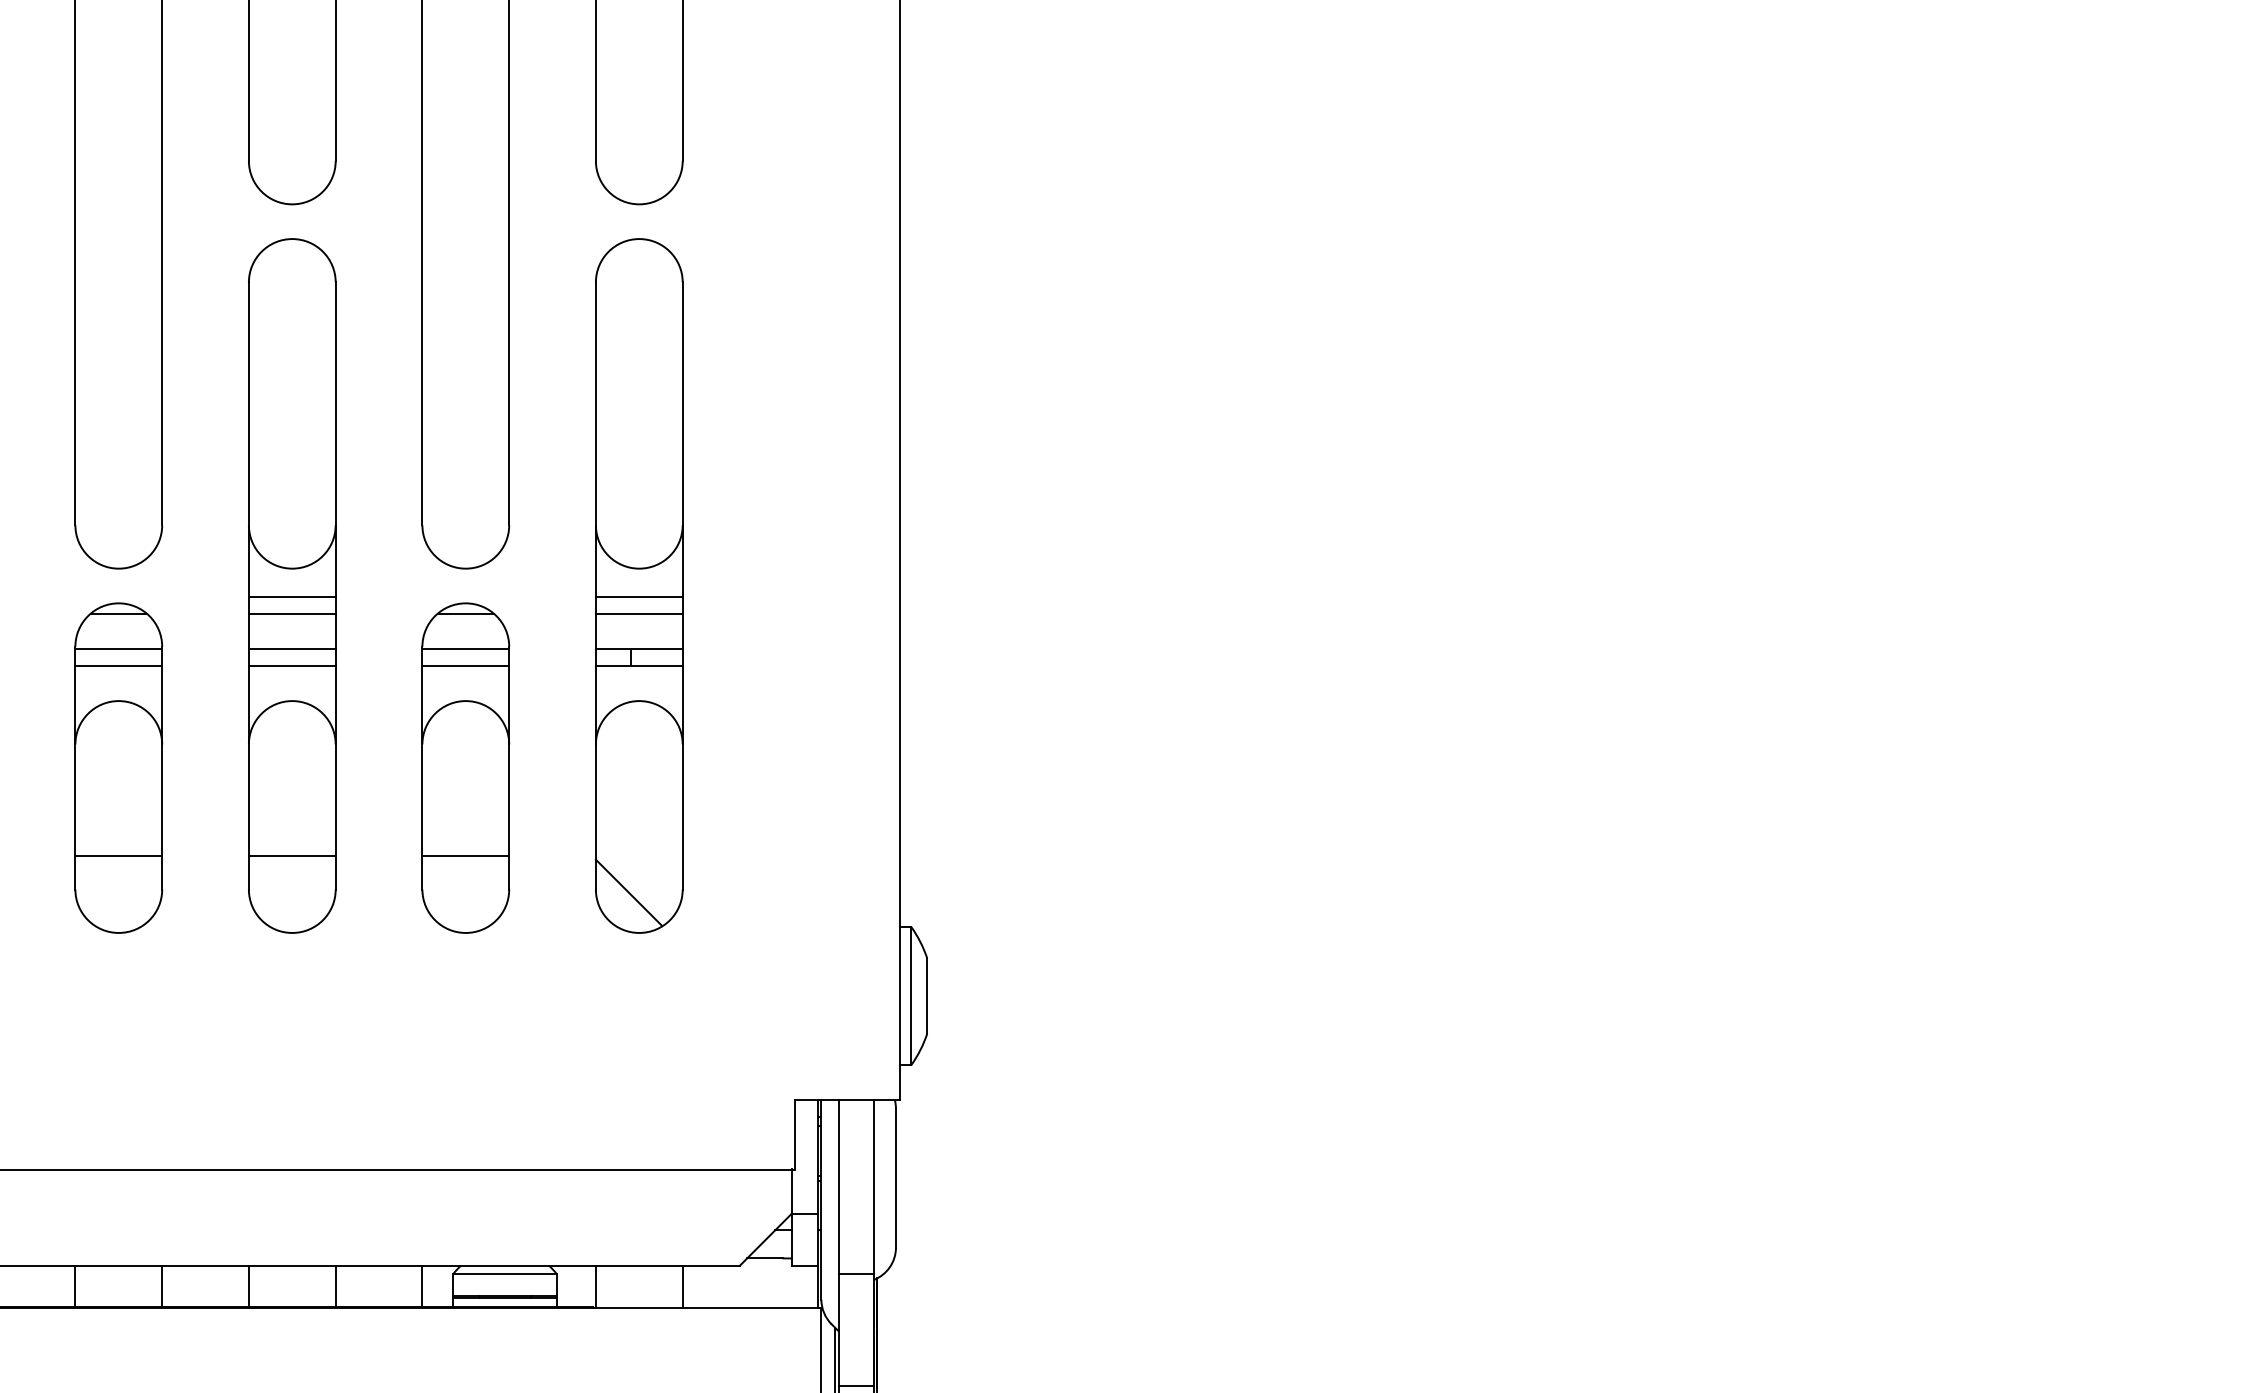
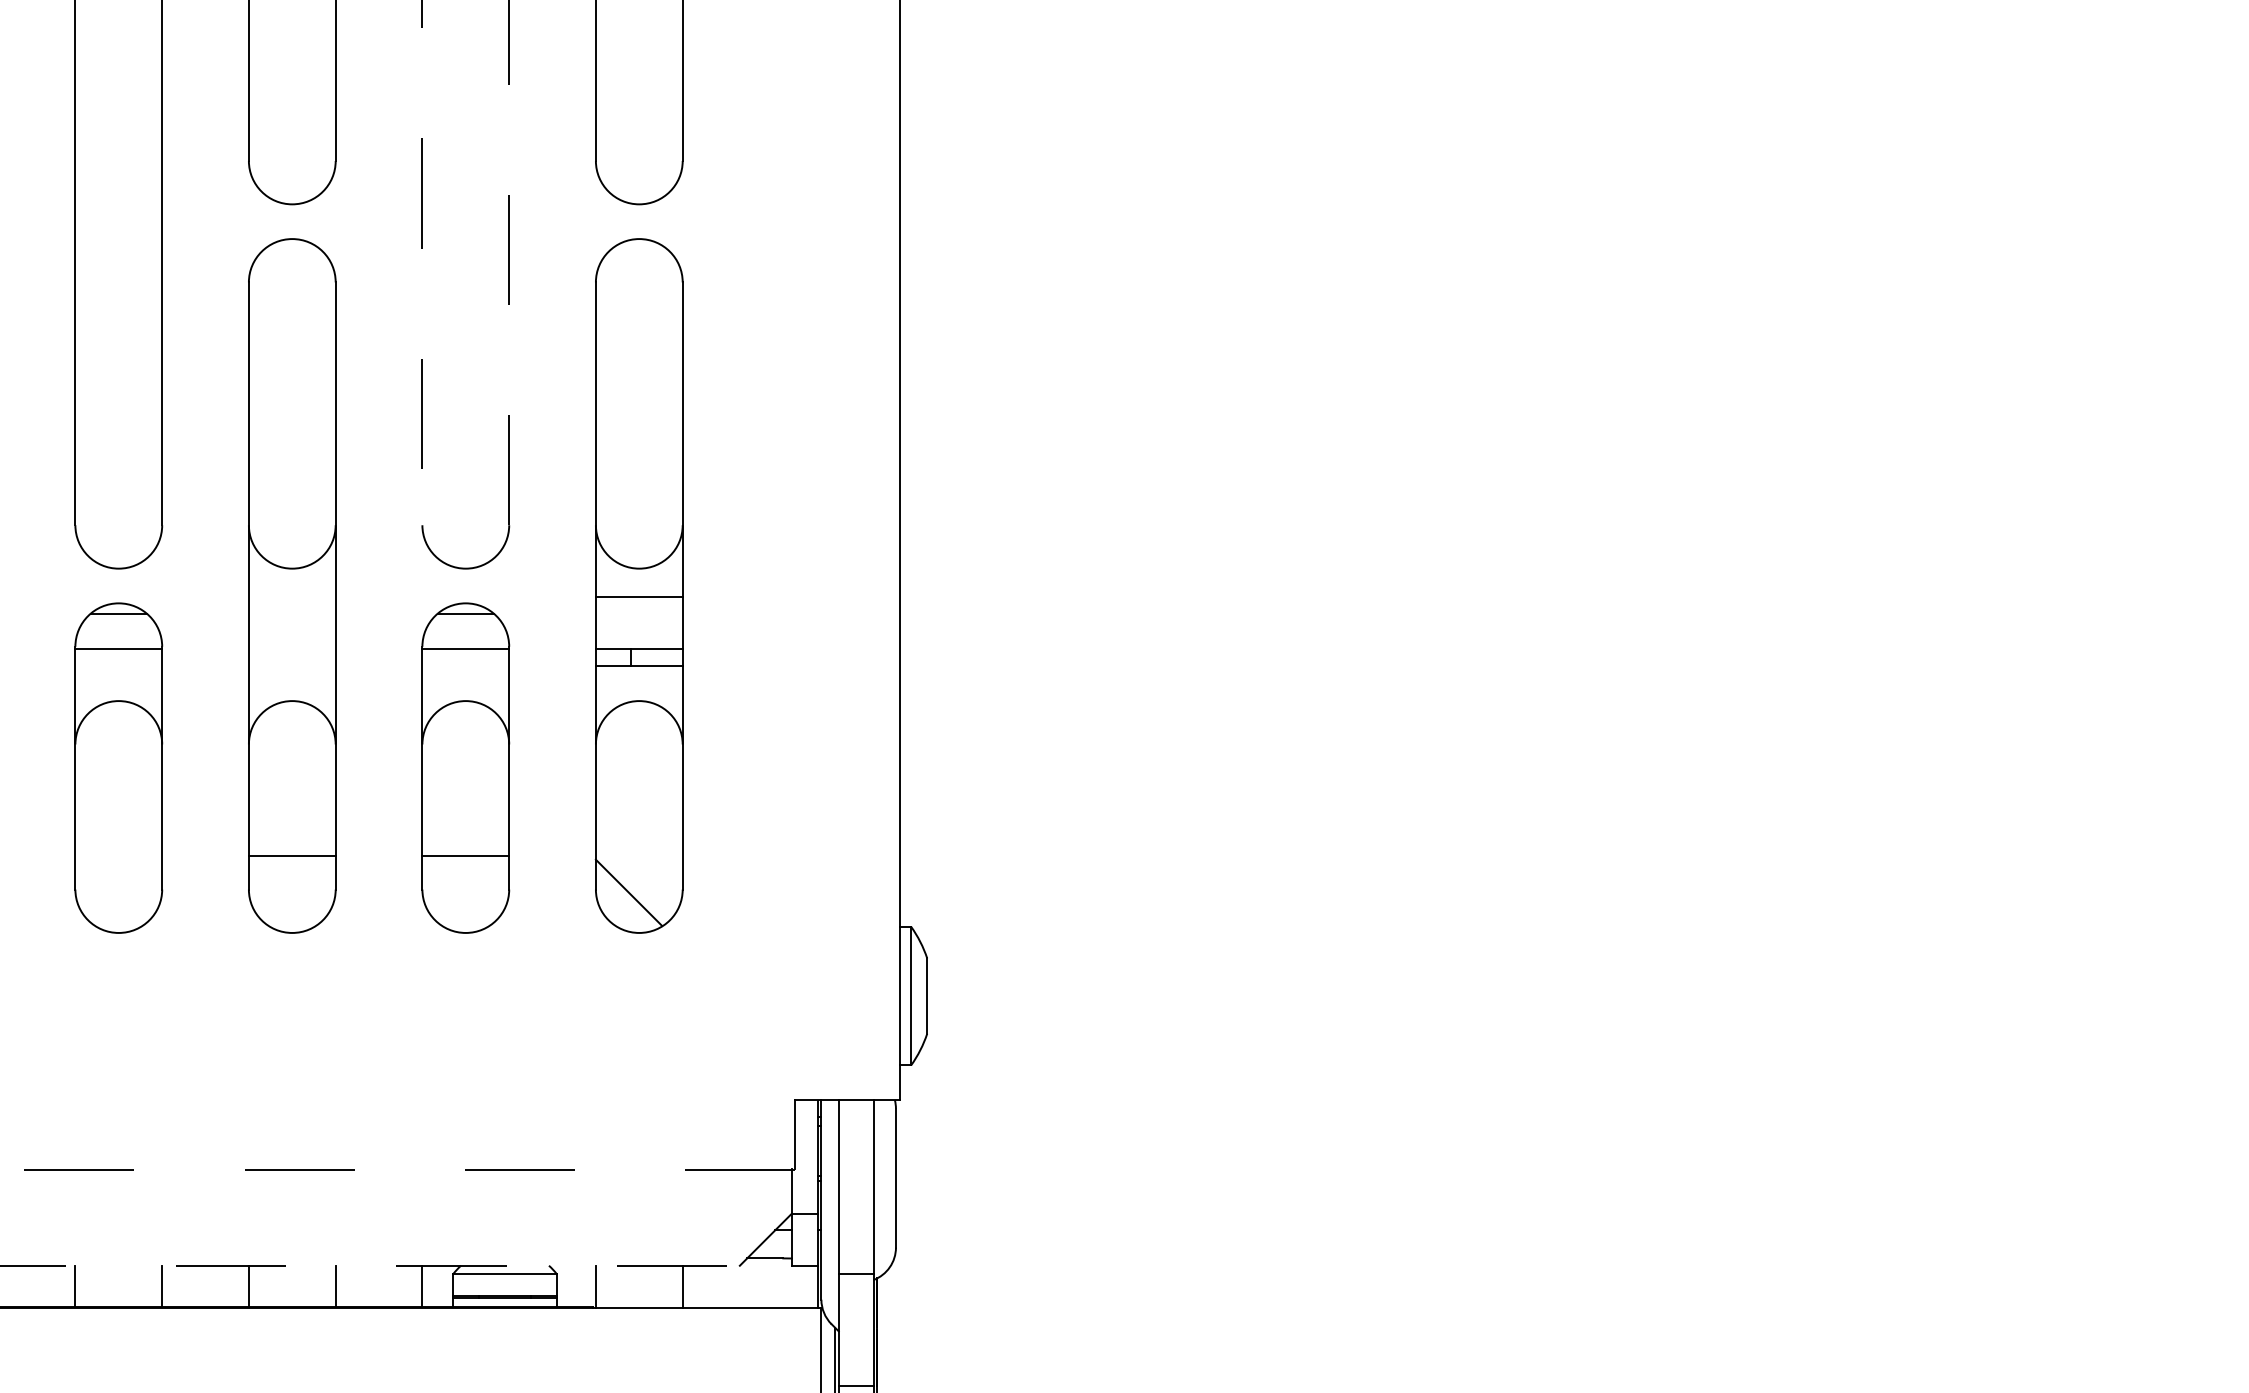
line: solid -> dashed (509, 262)
line: solid -> dashed (422, 263)
line: present -> none (291, 597)
line: present -> none (291, 614)
line: present -> none (638, 614)
line: present -> none (291, 649)
line: present -> none (118, 666)
line: present -> none (291, 666)
line: present -> none (465, 666)
line: present -> none (118, 855)
line: solid -> dashed (398, 1169)
line: solid -> dashed (370, 1265)
